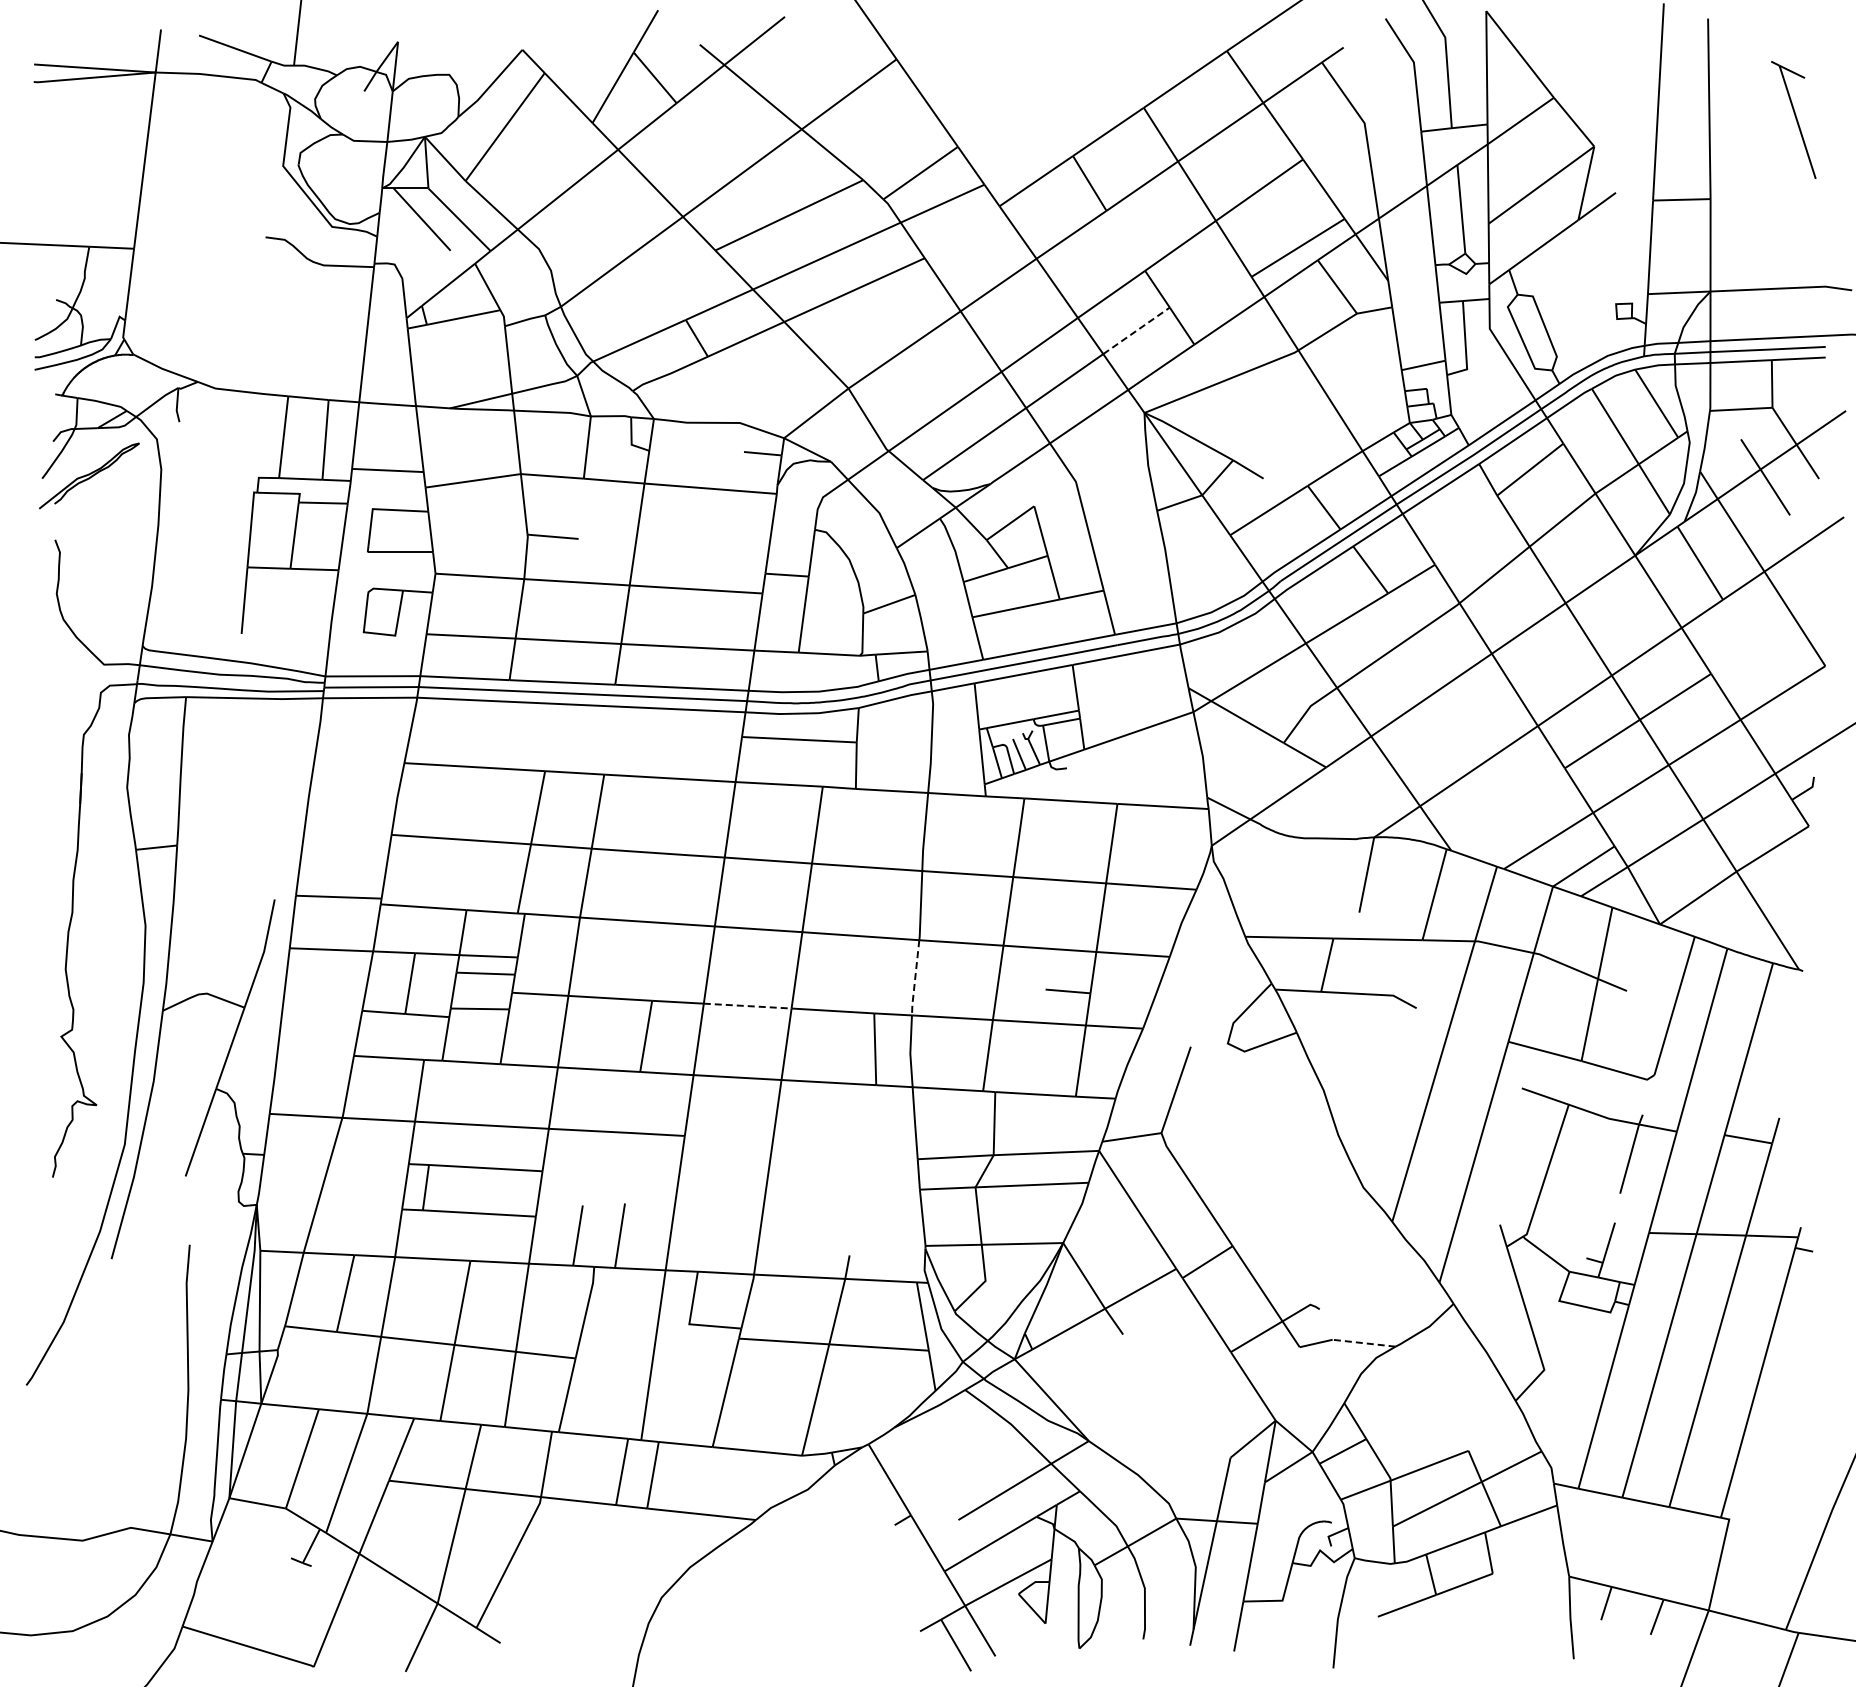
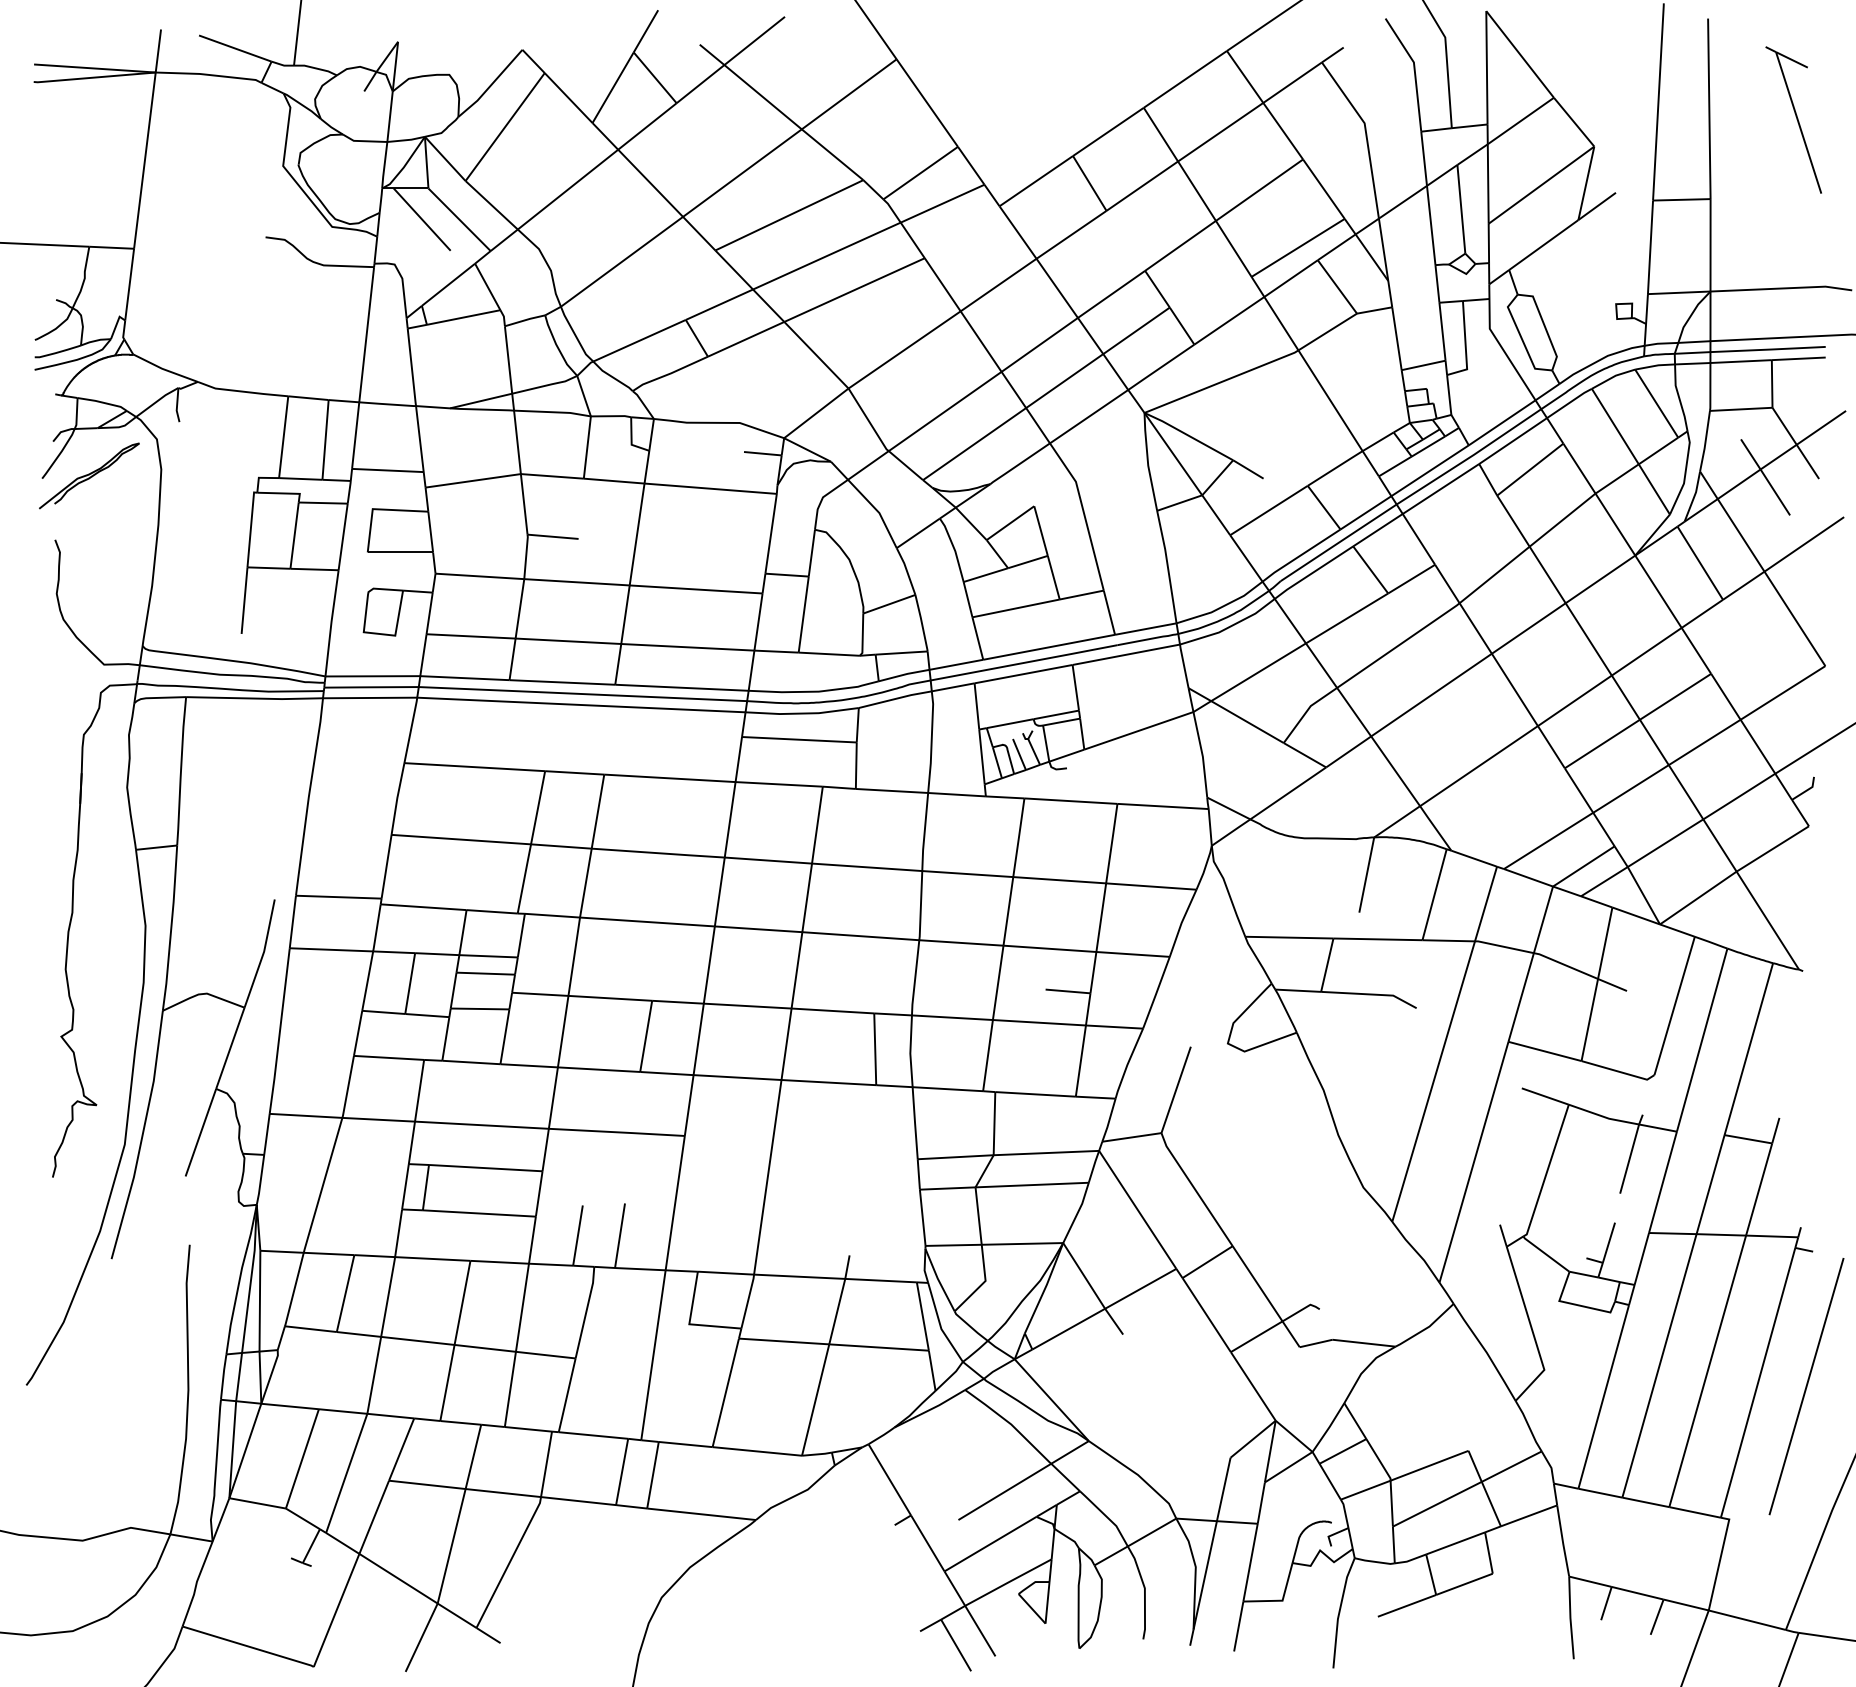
part size: 46x118 px -> 57x148 px (1793, 119)
line: dashed -> solid (1136, 330)
line: dashed -> solid (915, 978)
line: dashed -> solid (747, 1006)
line: dashed -> solid (1364, 1343)
line: none -> present (1806, 1386)
